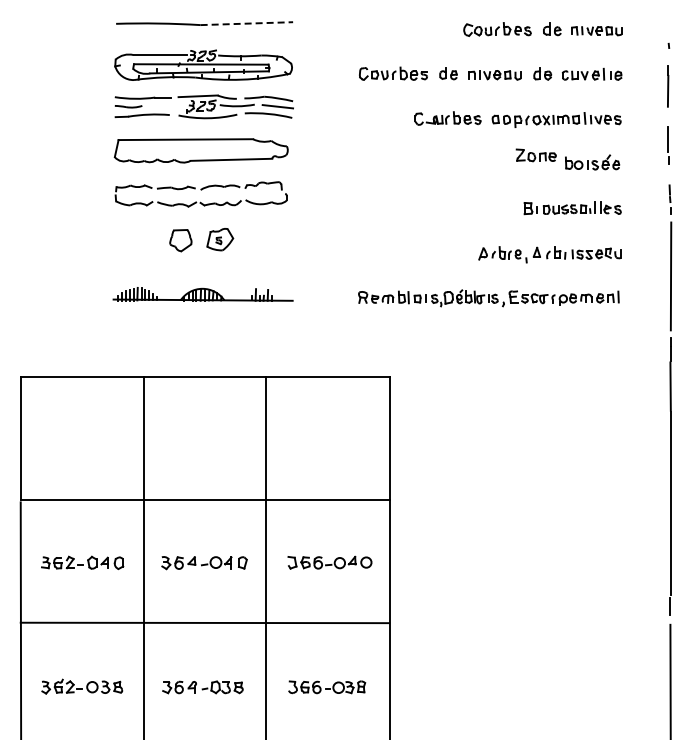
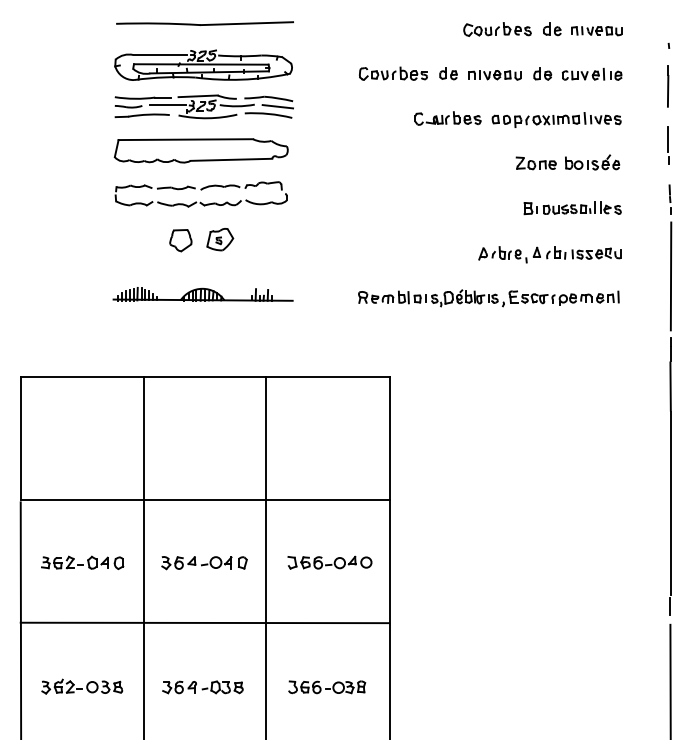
line: dashed -> solid (247, 23)
line: none -> present (168, 105)
part position: (535, 155) -> (535, 163) (535, 163)
